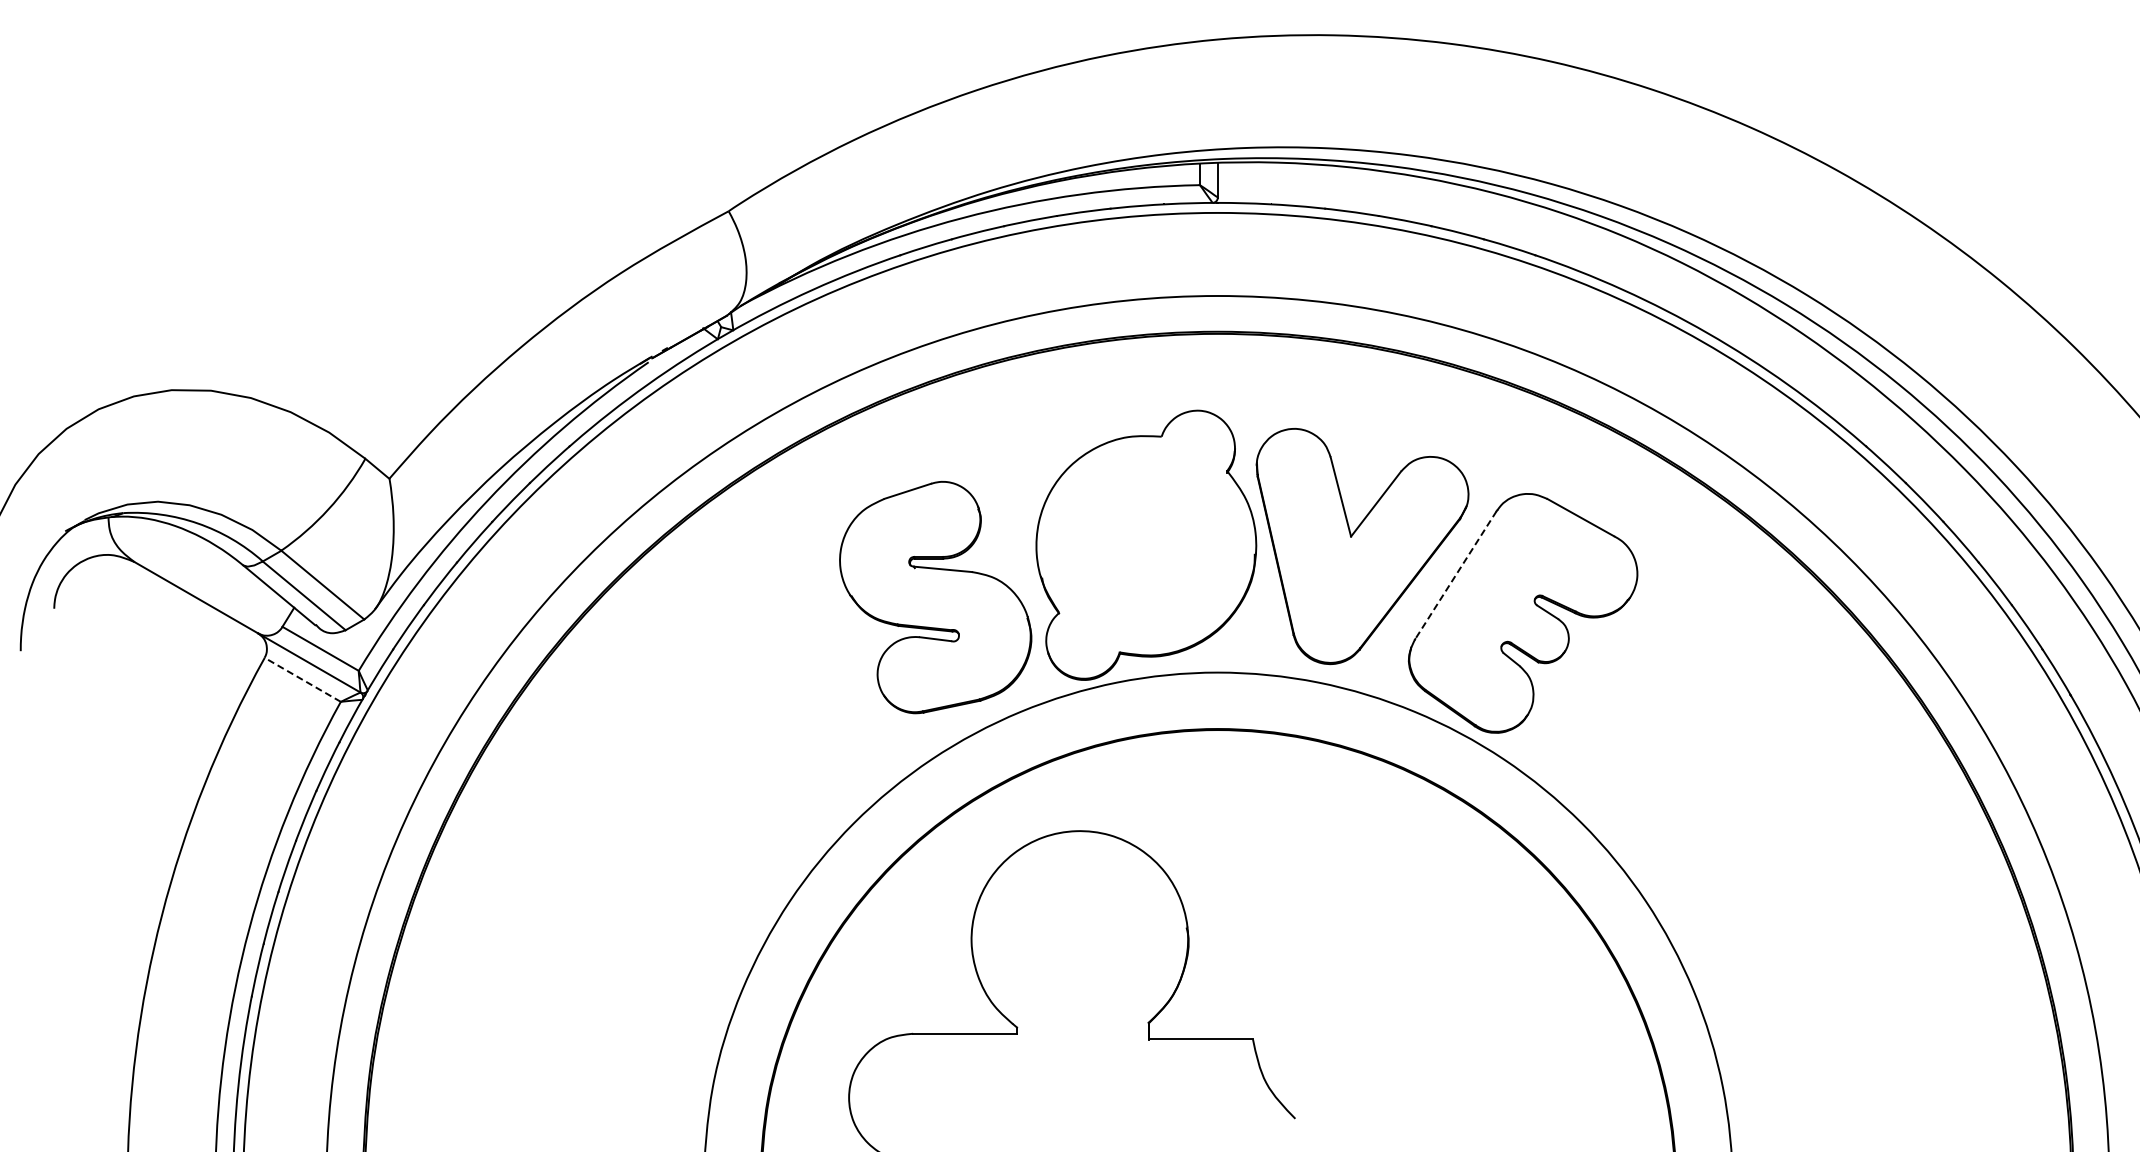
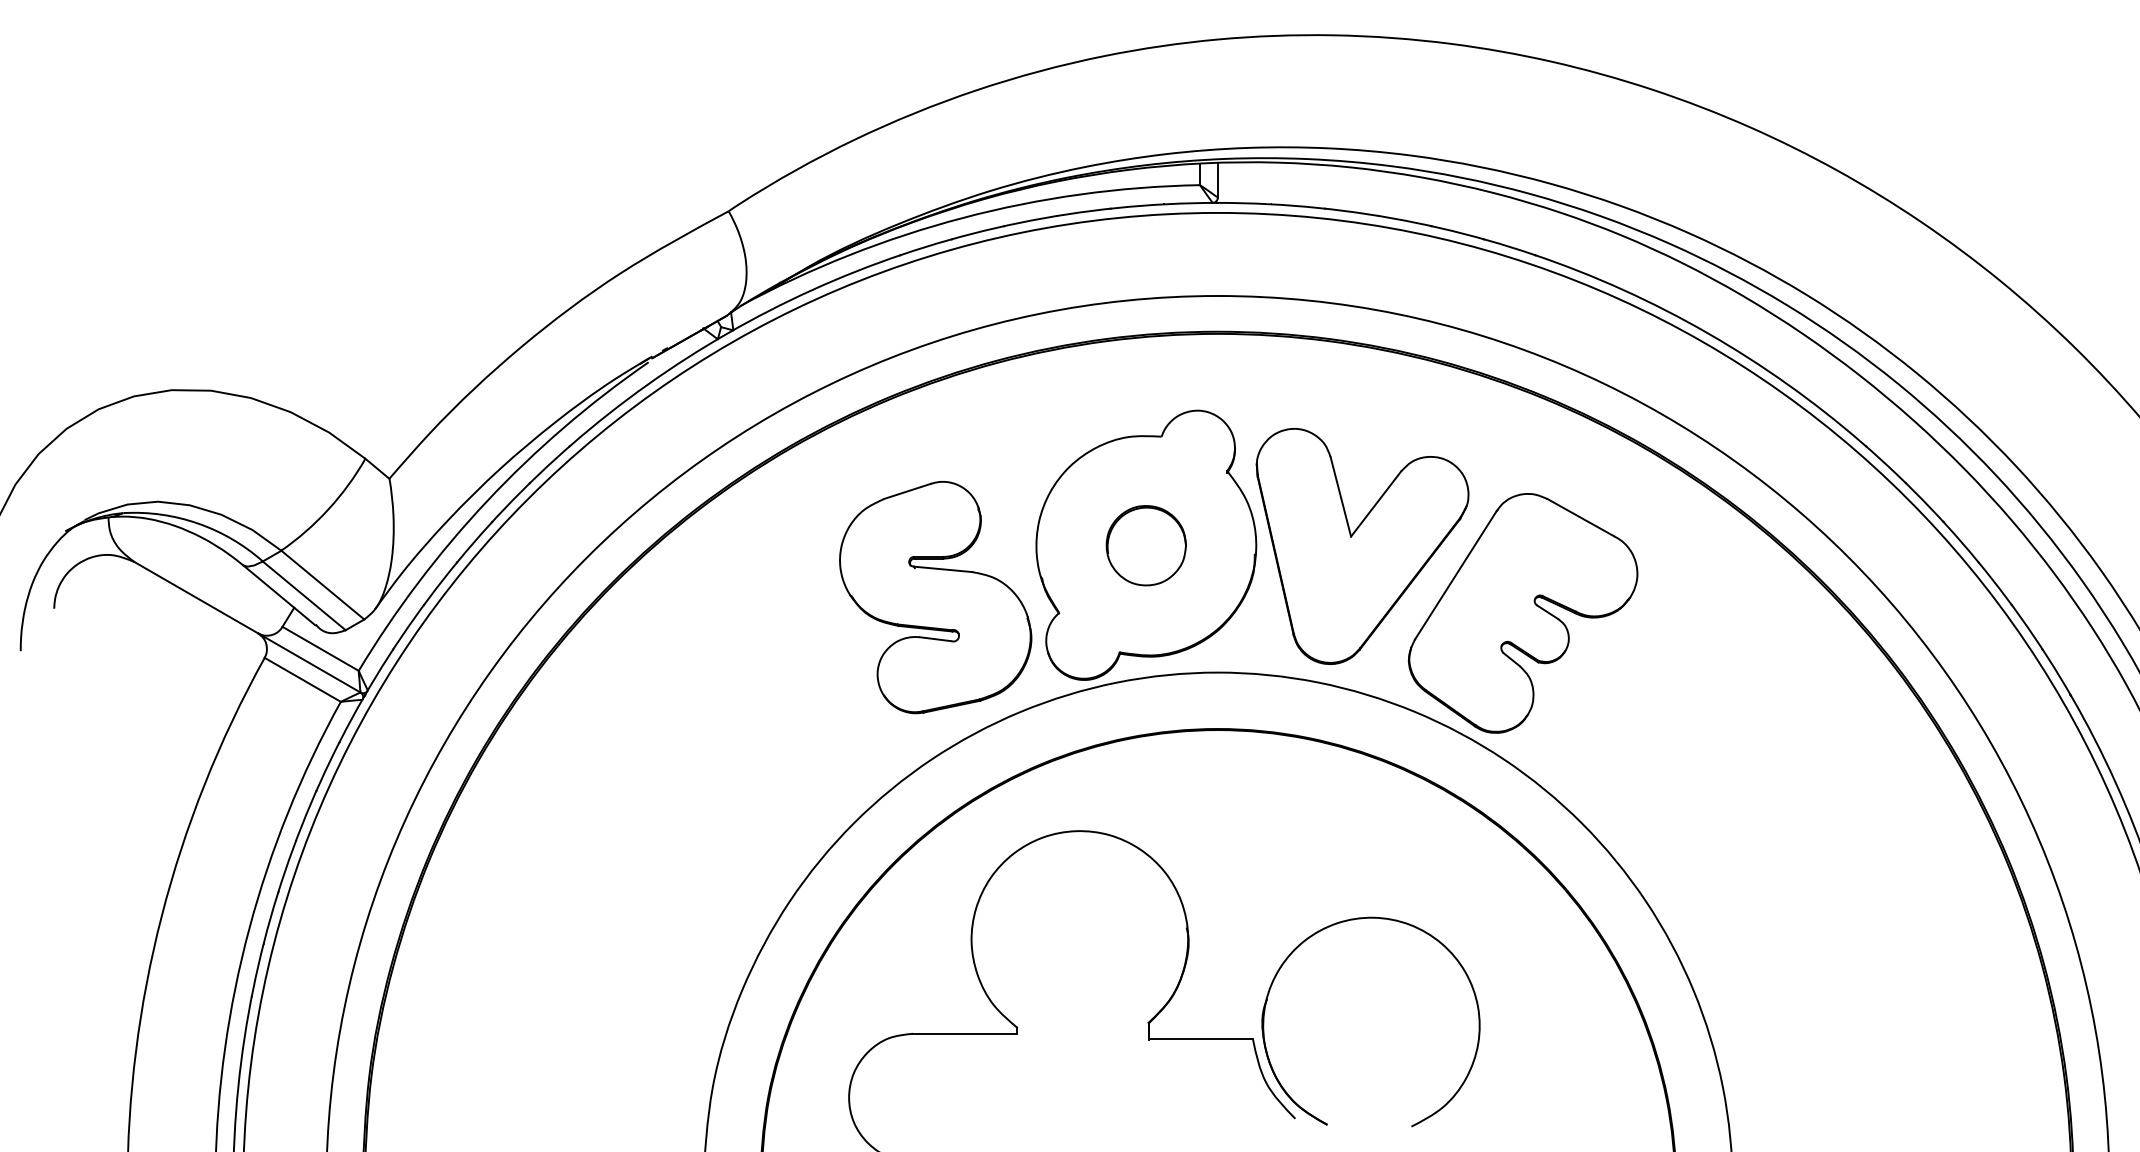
part: none -> present (1145, 545)
line: dashed -> solid (1455, 575)
line: dashed -> solid (302, 679)
part: none -> present (1362, 919)
